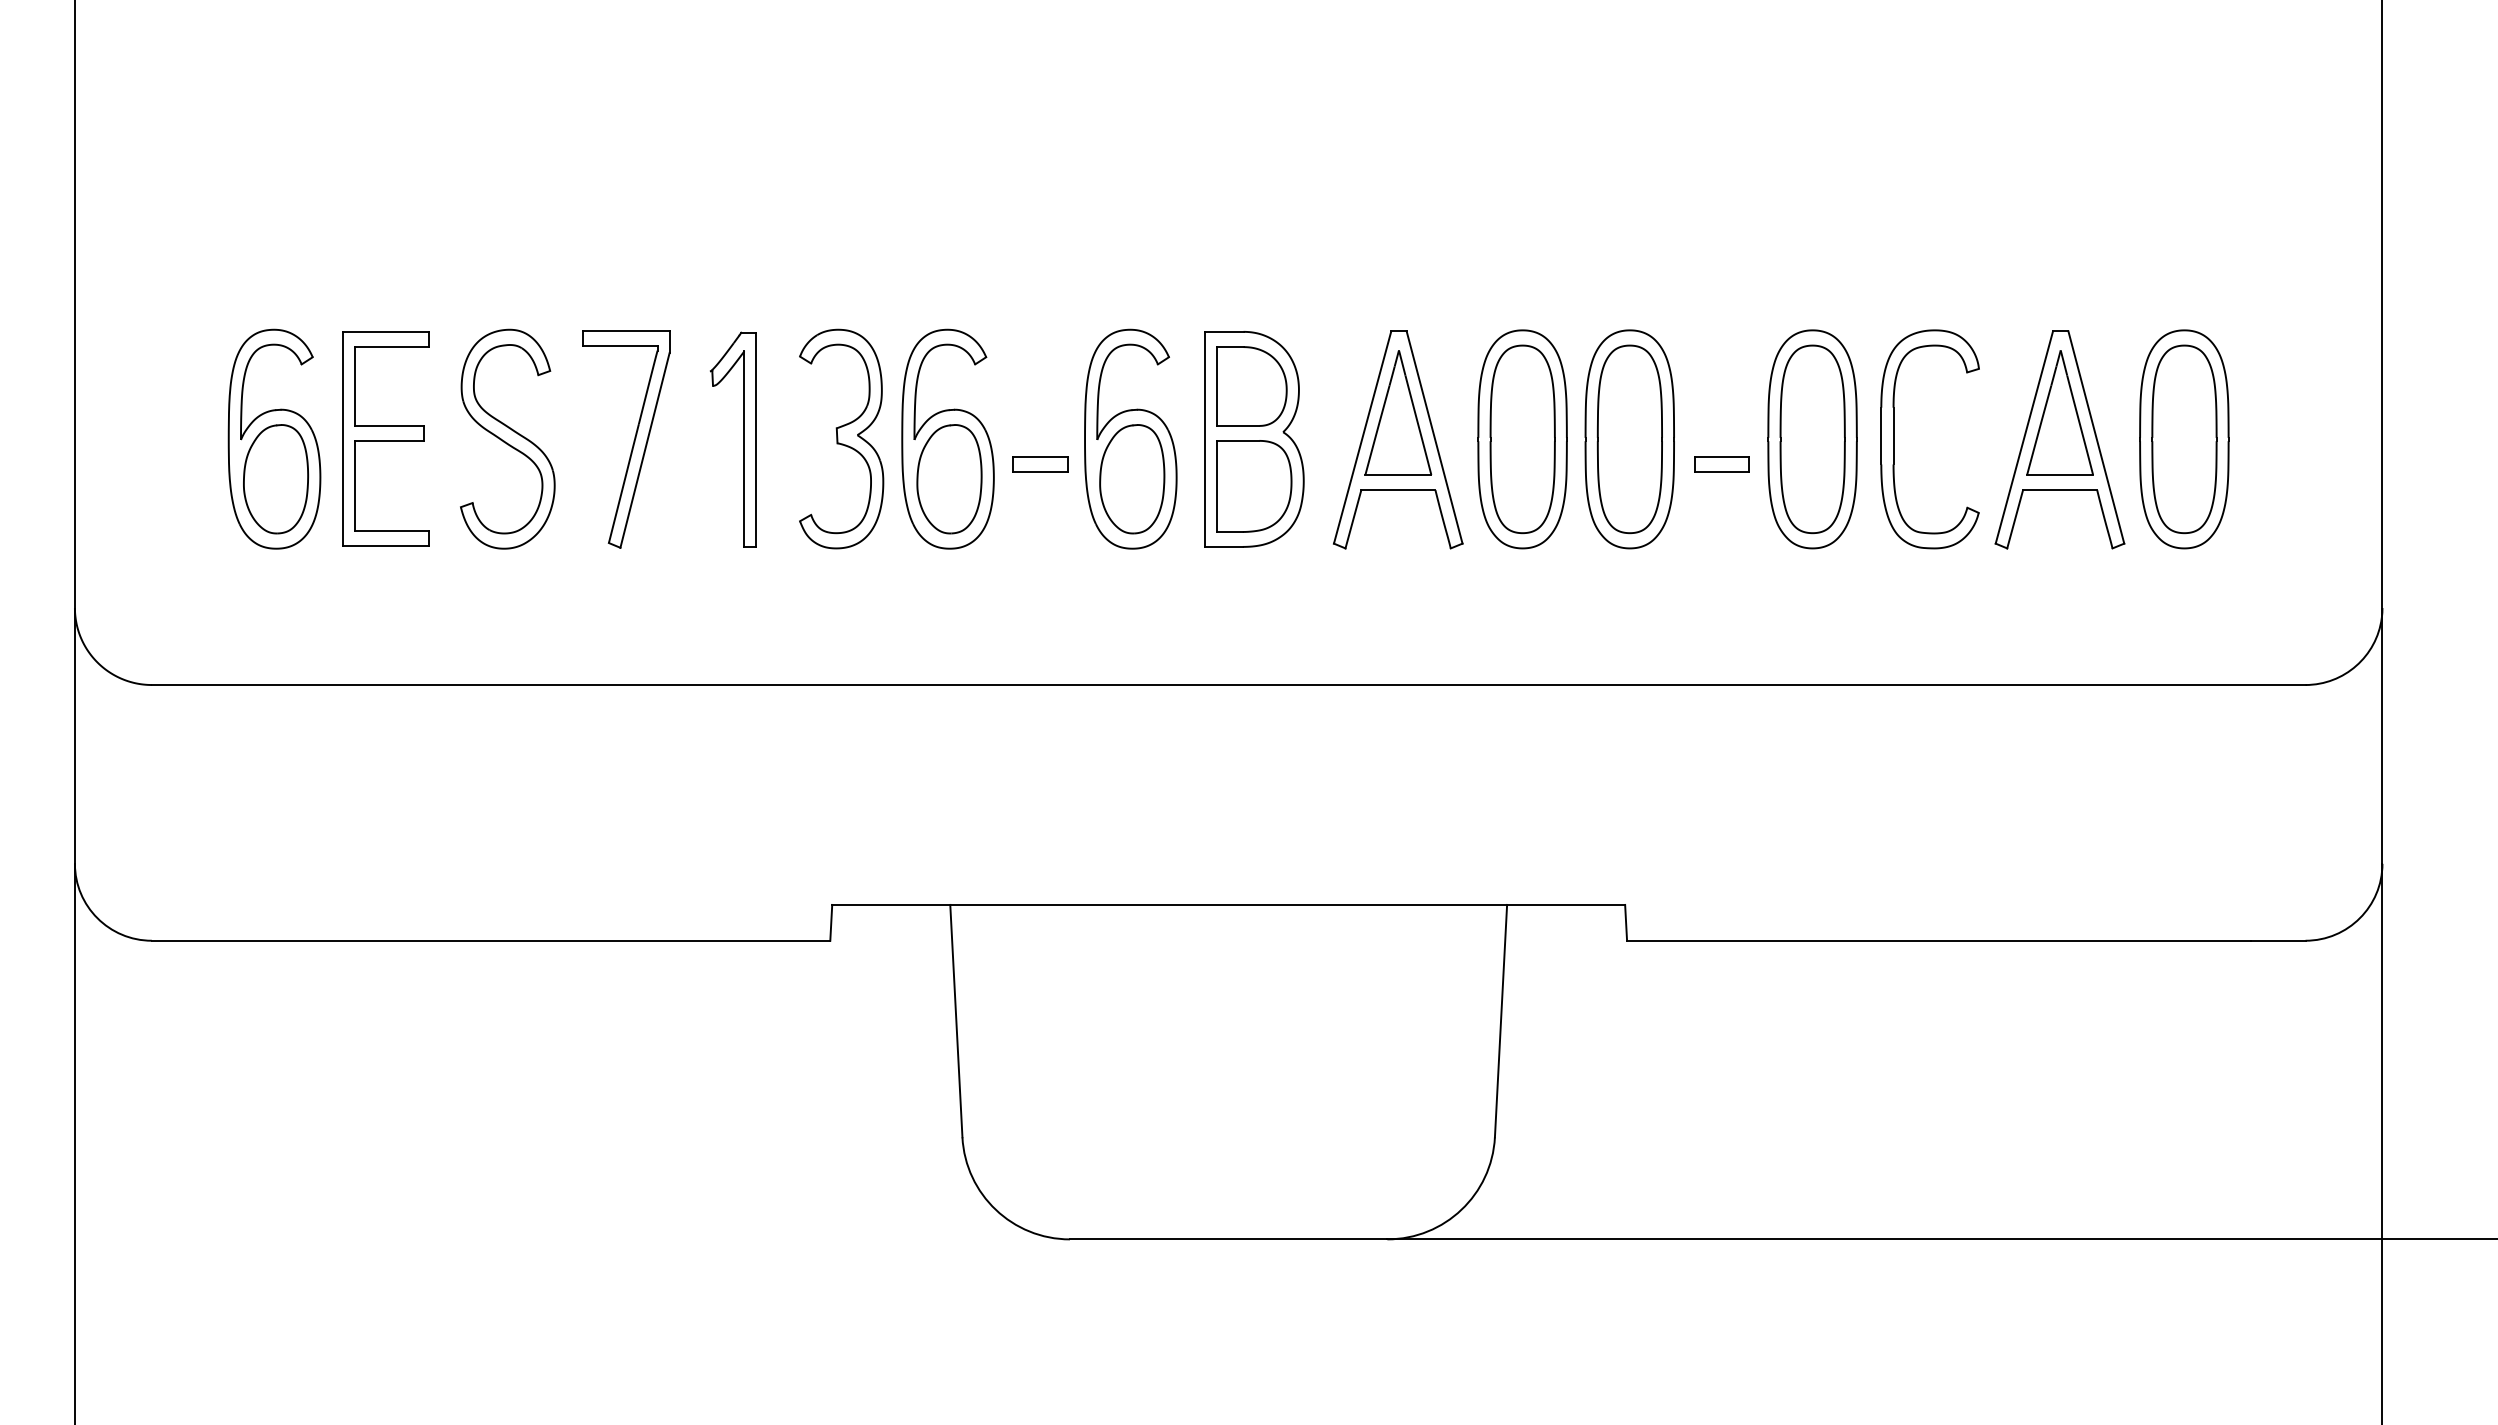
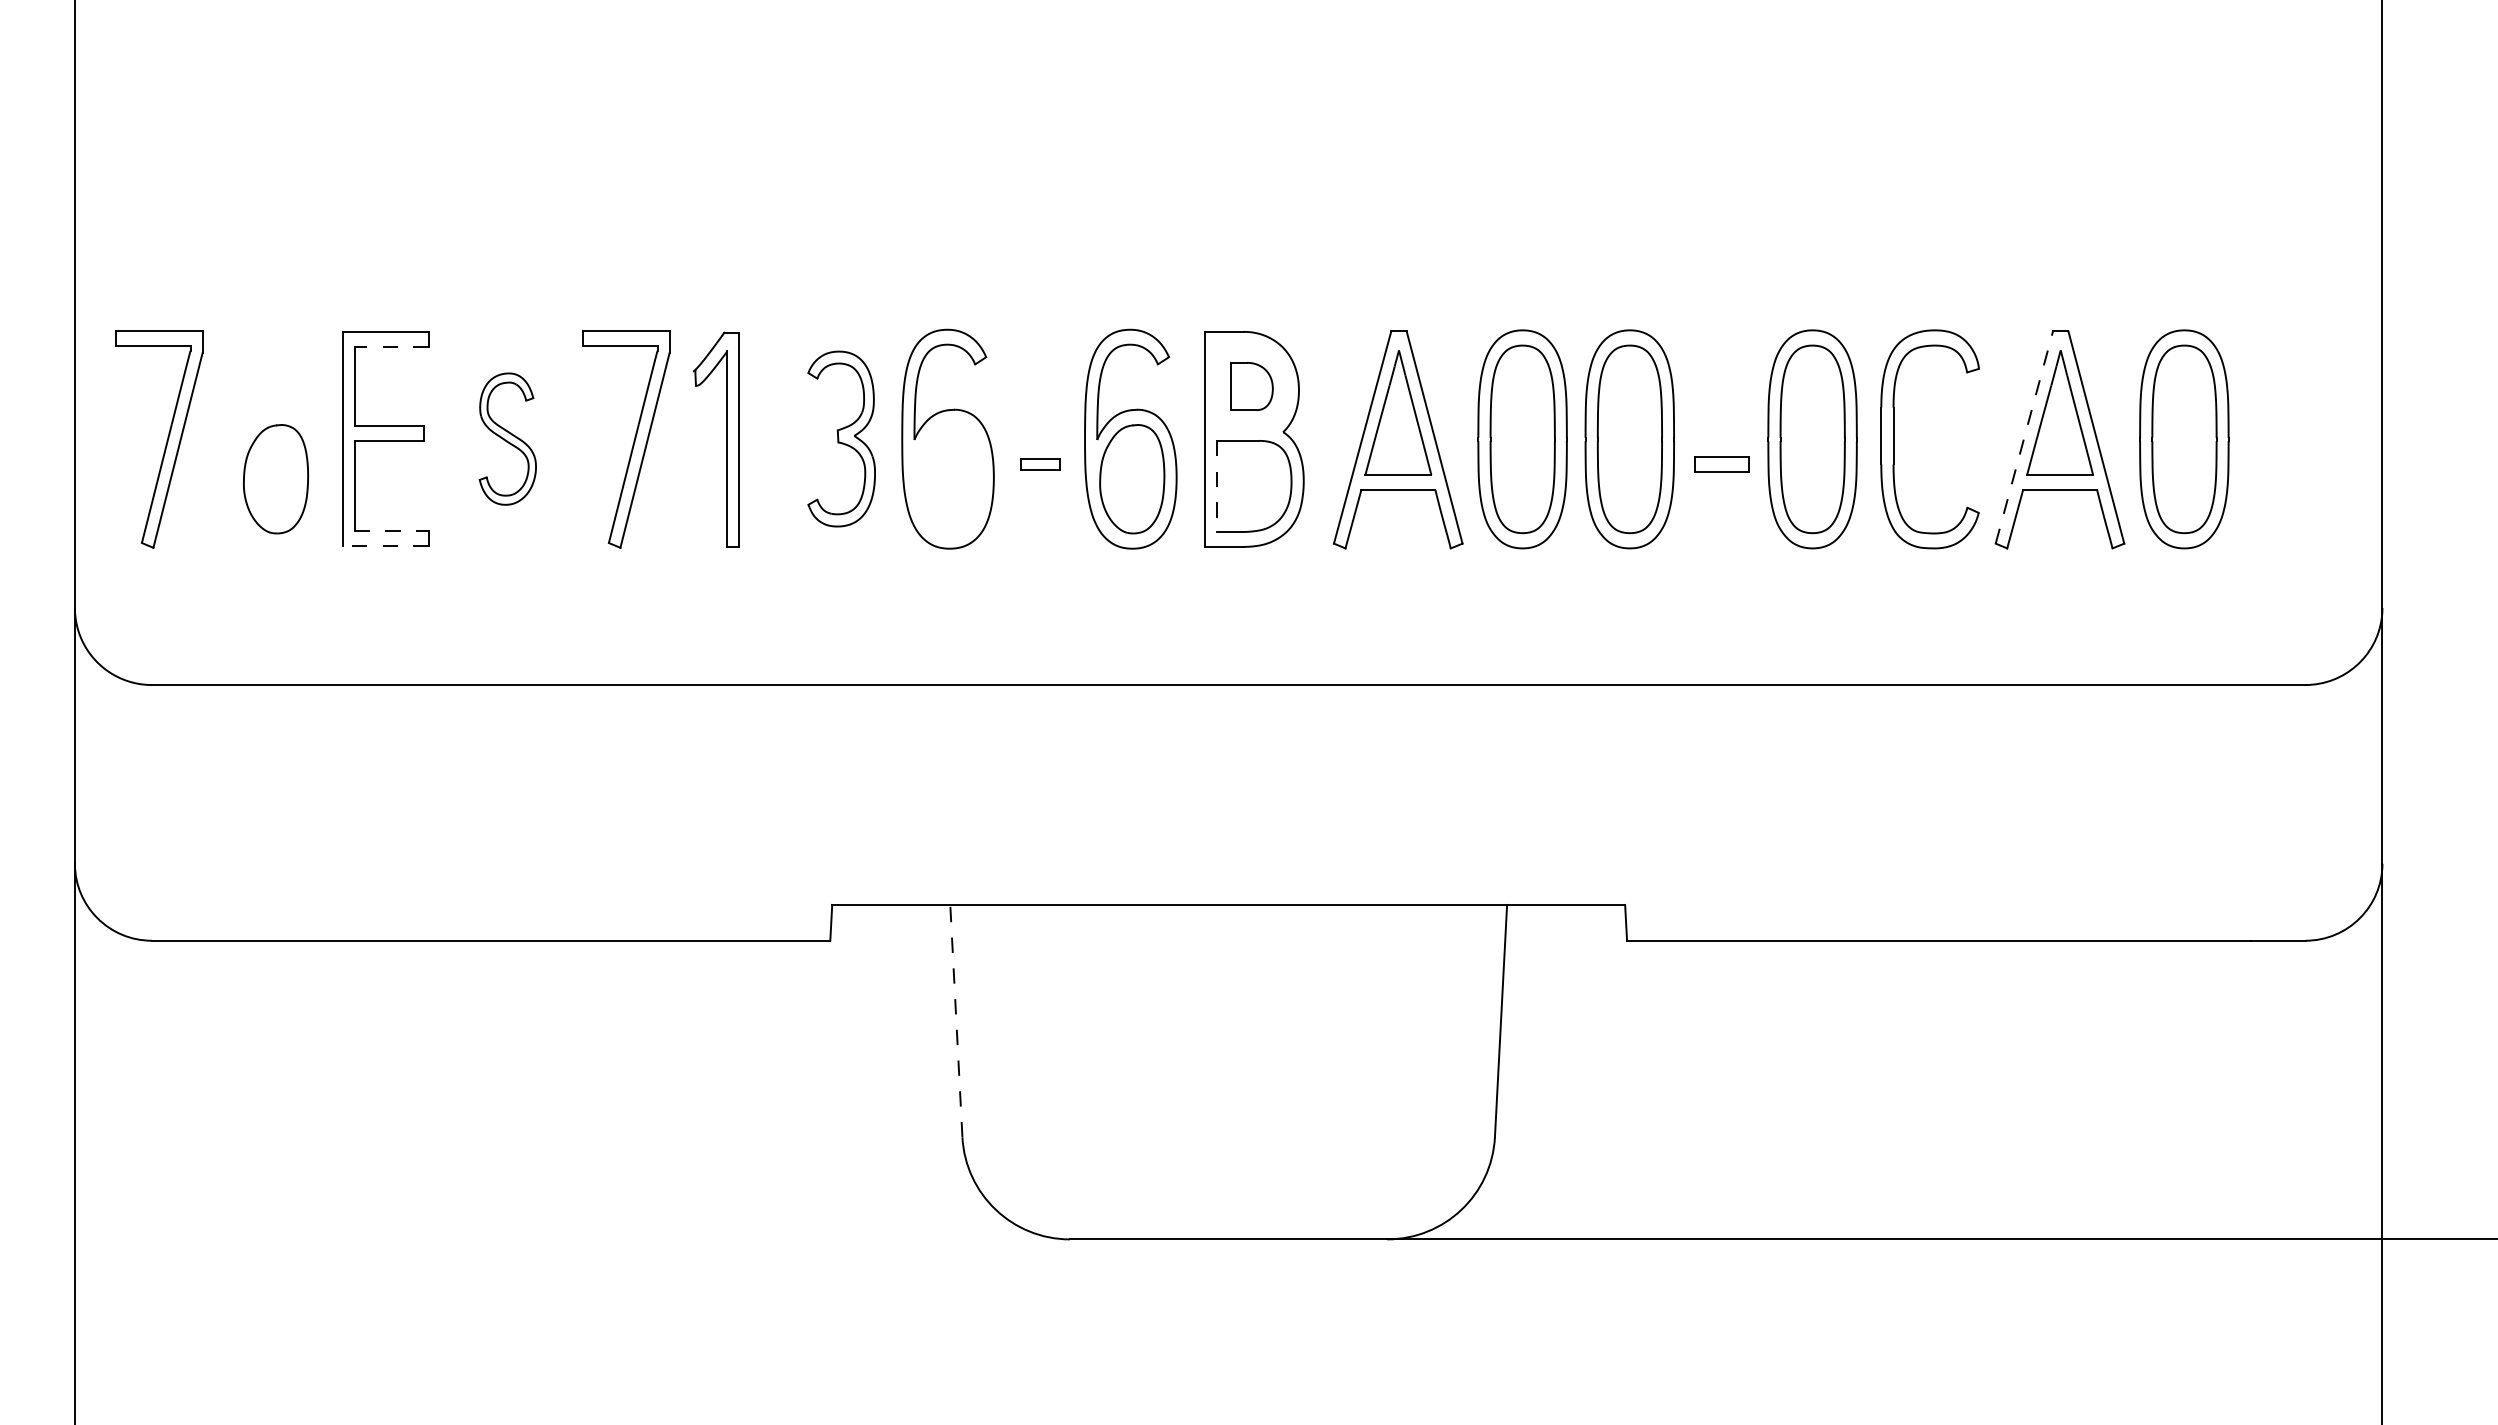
line: solid -> dashed (391, 346)
part size: 72x81 px -> 44x49 px (1251, 386)
line: solid -> dashed (2024, 437)
part: present -> none (274, 438)
part size: 96x222 px -> 59x134 px (507, 438)
part size: 86x222 px -> 69x178 px (841, 438)
part position: (743, 439) -> (726, 439) (726, 439)
part: none -> present (166, 440)
part size: 57x17 px -> 41x13 px (1040, 464)
part: present -> none (949, 479)
line: solid -> dashed (1217, 486)
line: solid -> dashed (392, 531)
line: solid -> dashed (385, 546)
line: solid -> dashed (956, 1020)
